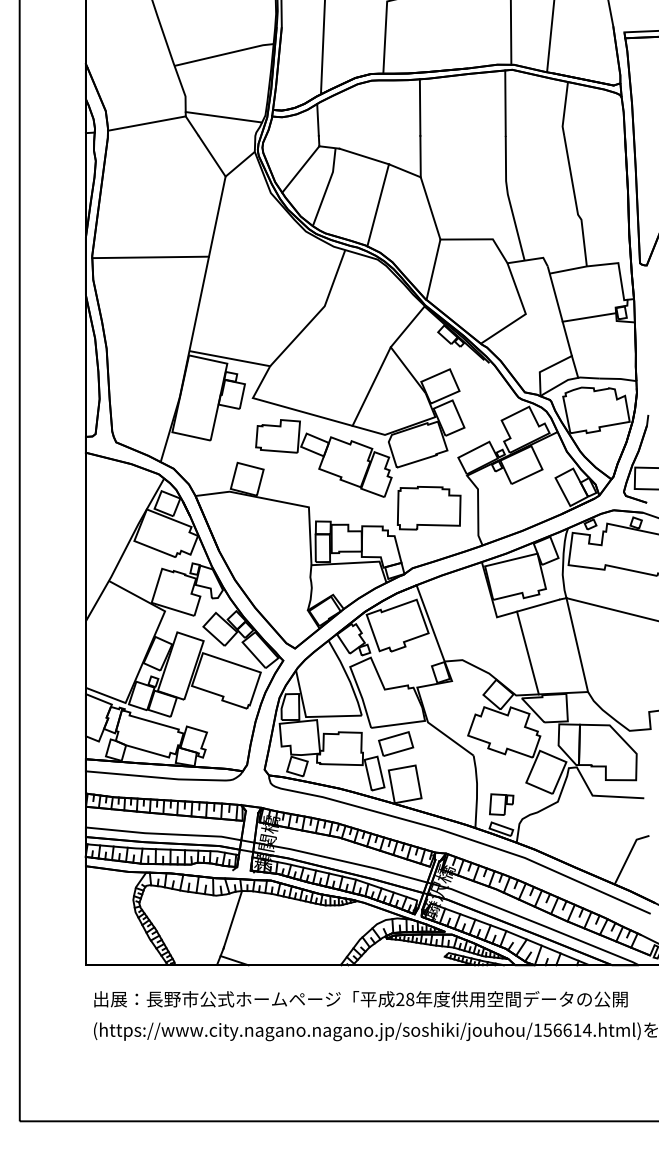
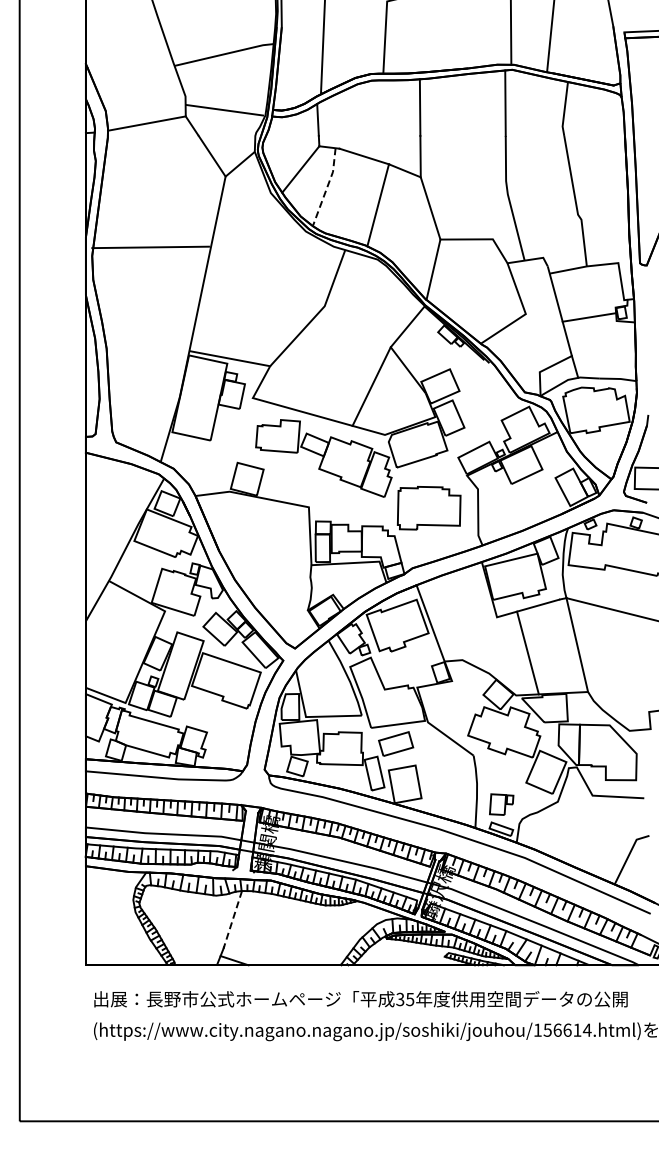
line position: (223, 117) -> (224, 110) (224, 110)
line: solid -> dashed (327, 187)
line position: (150, 257) -> (150, 247) (150, 247)
line: solid -> dashed (232, 920)
text: 28 -> 35 (405, 999)
